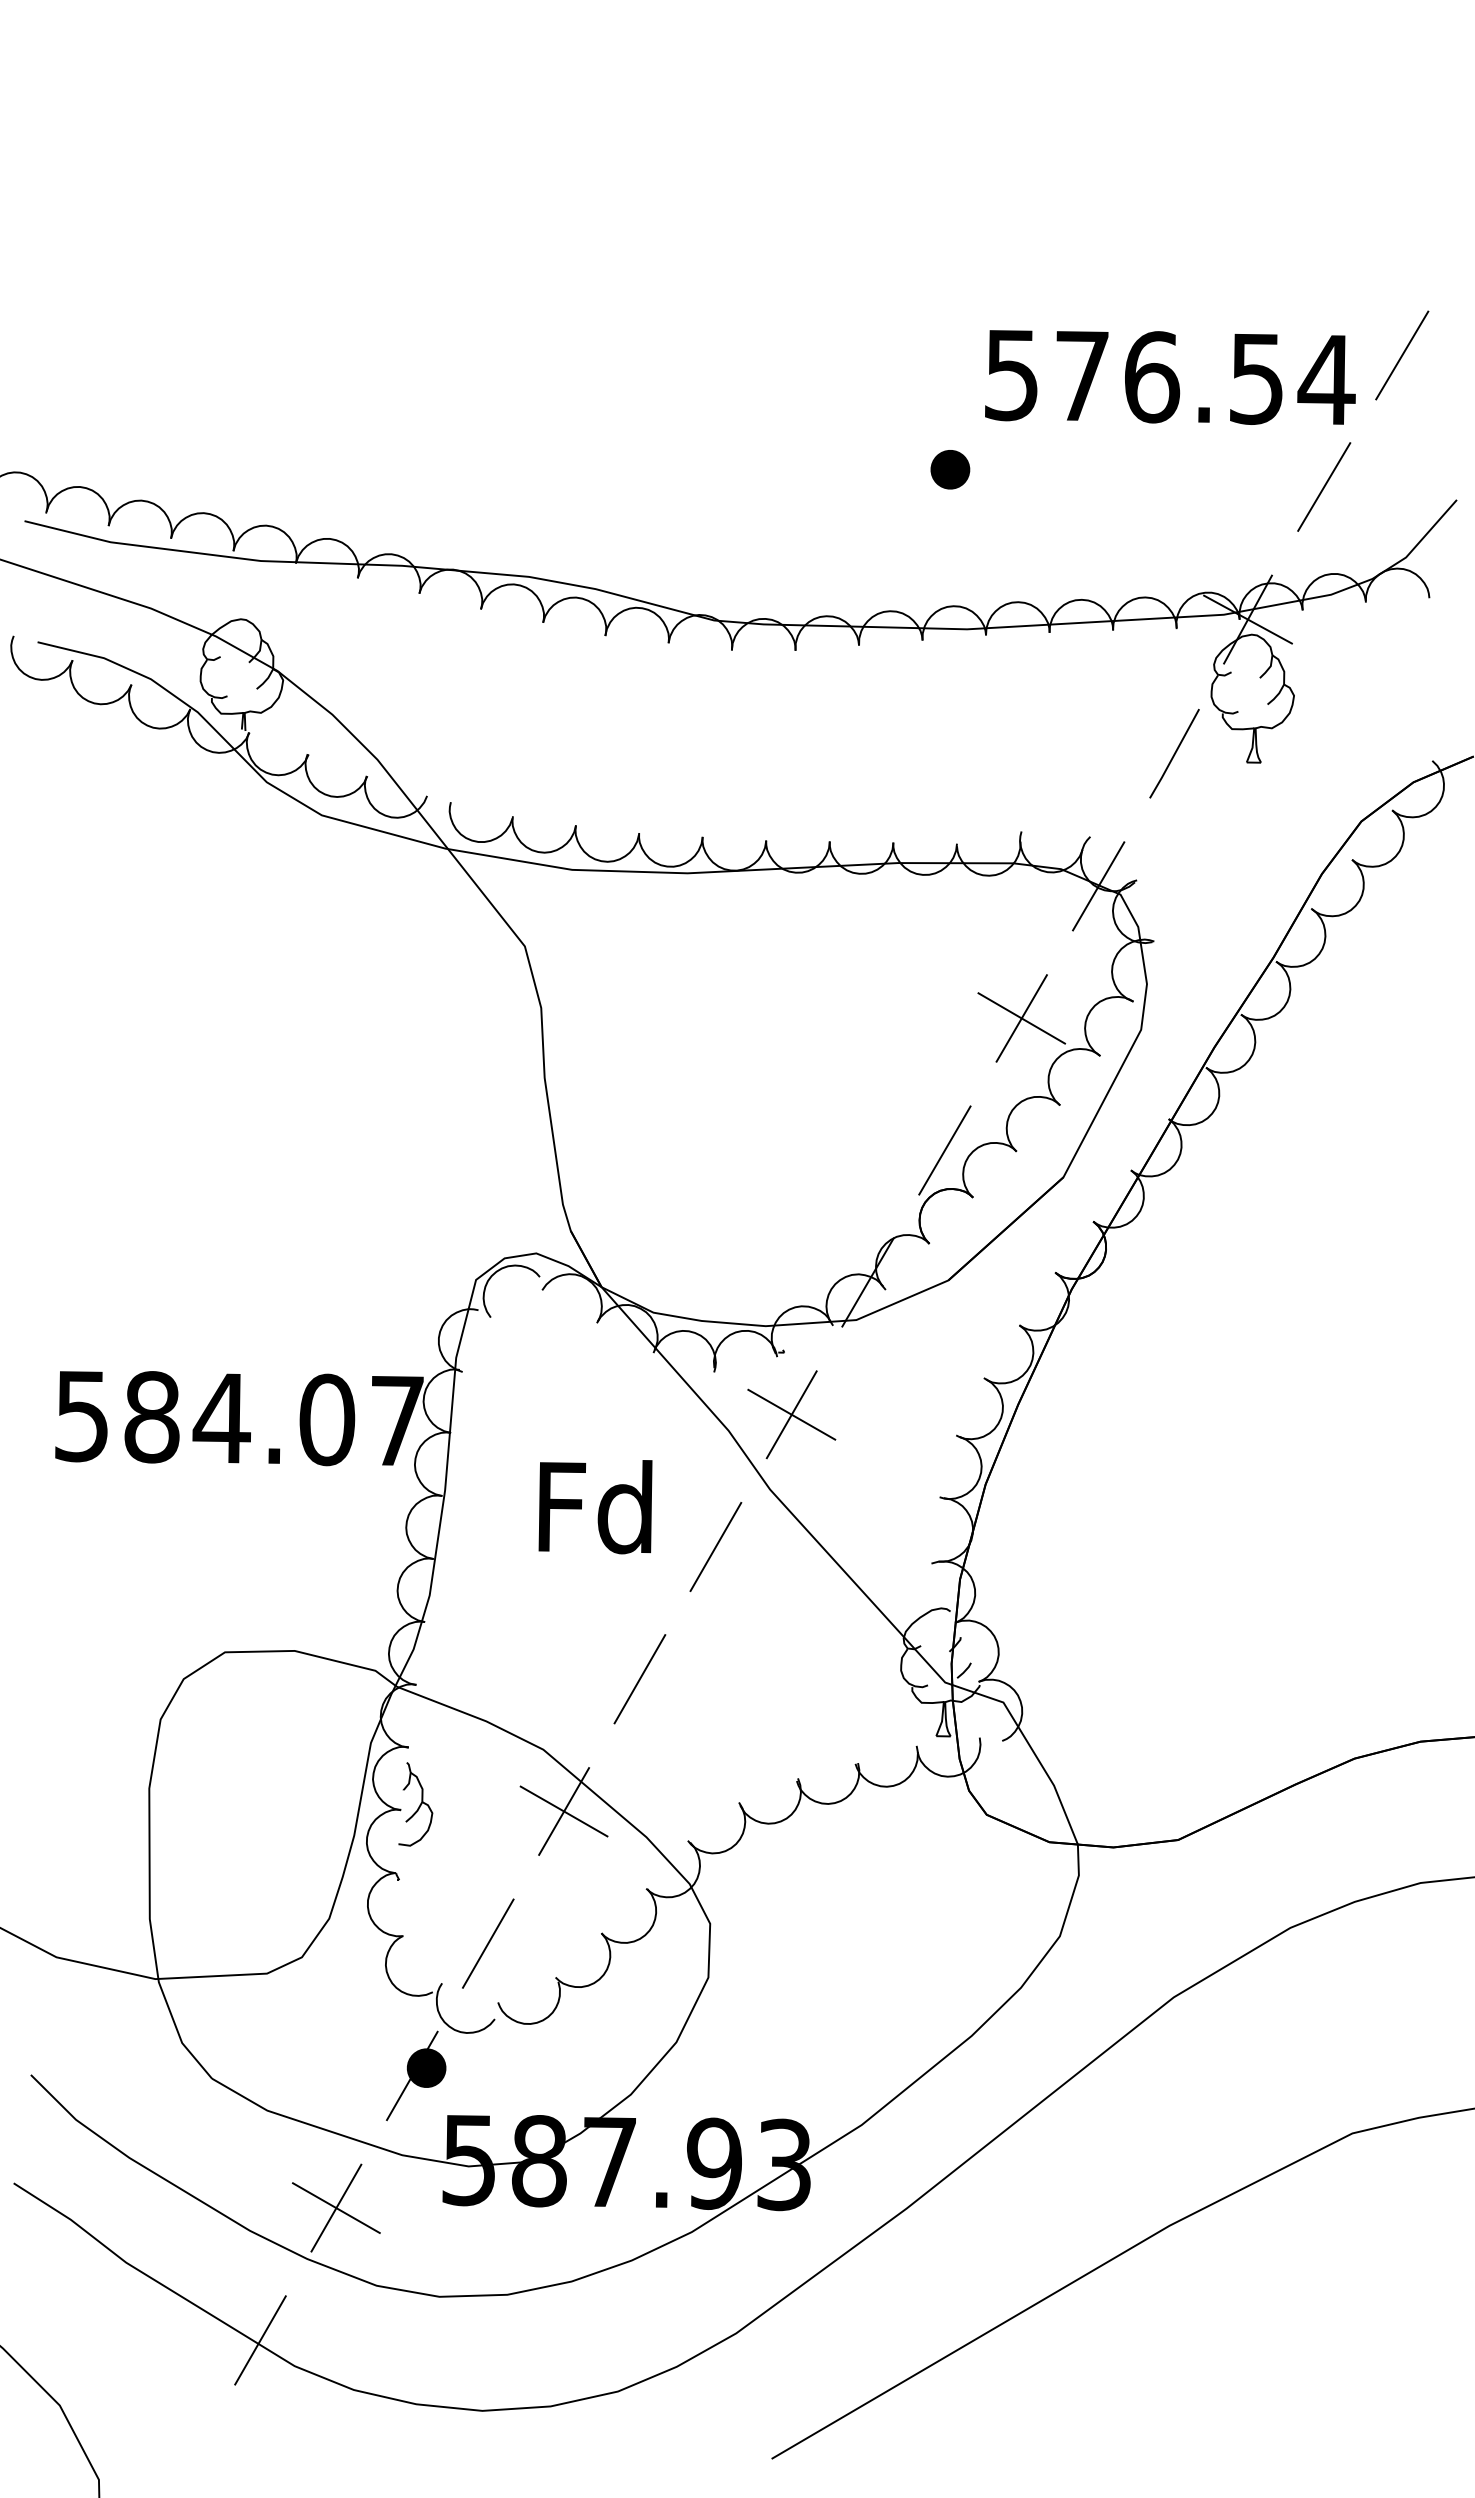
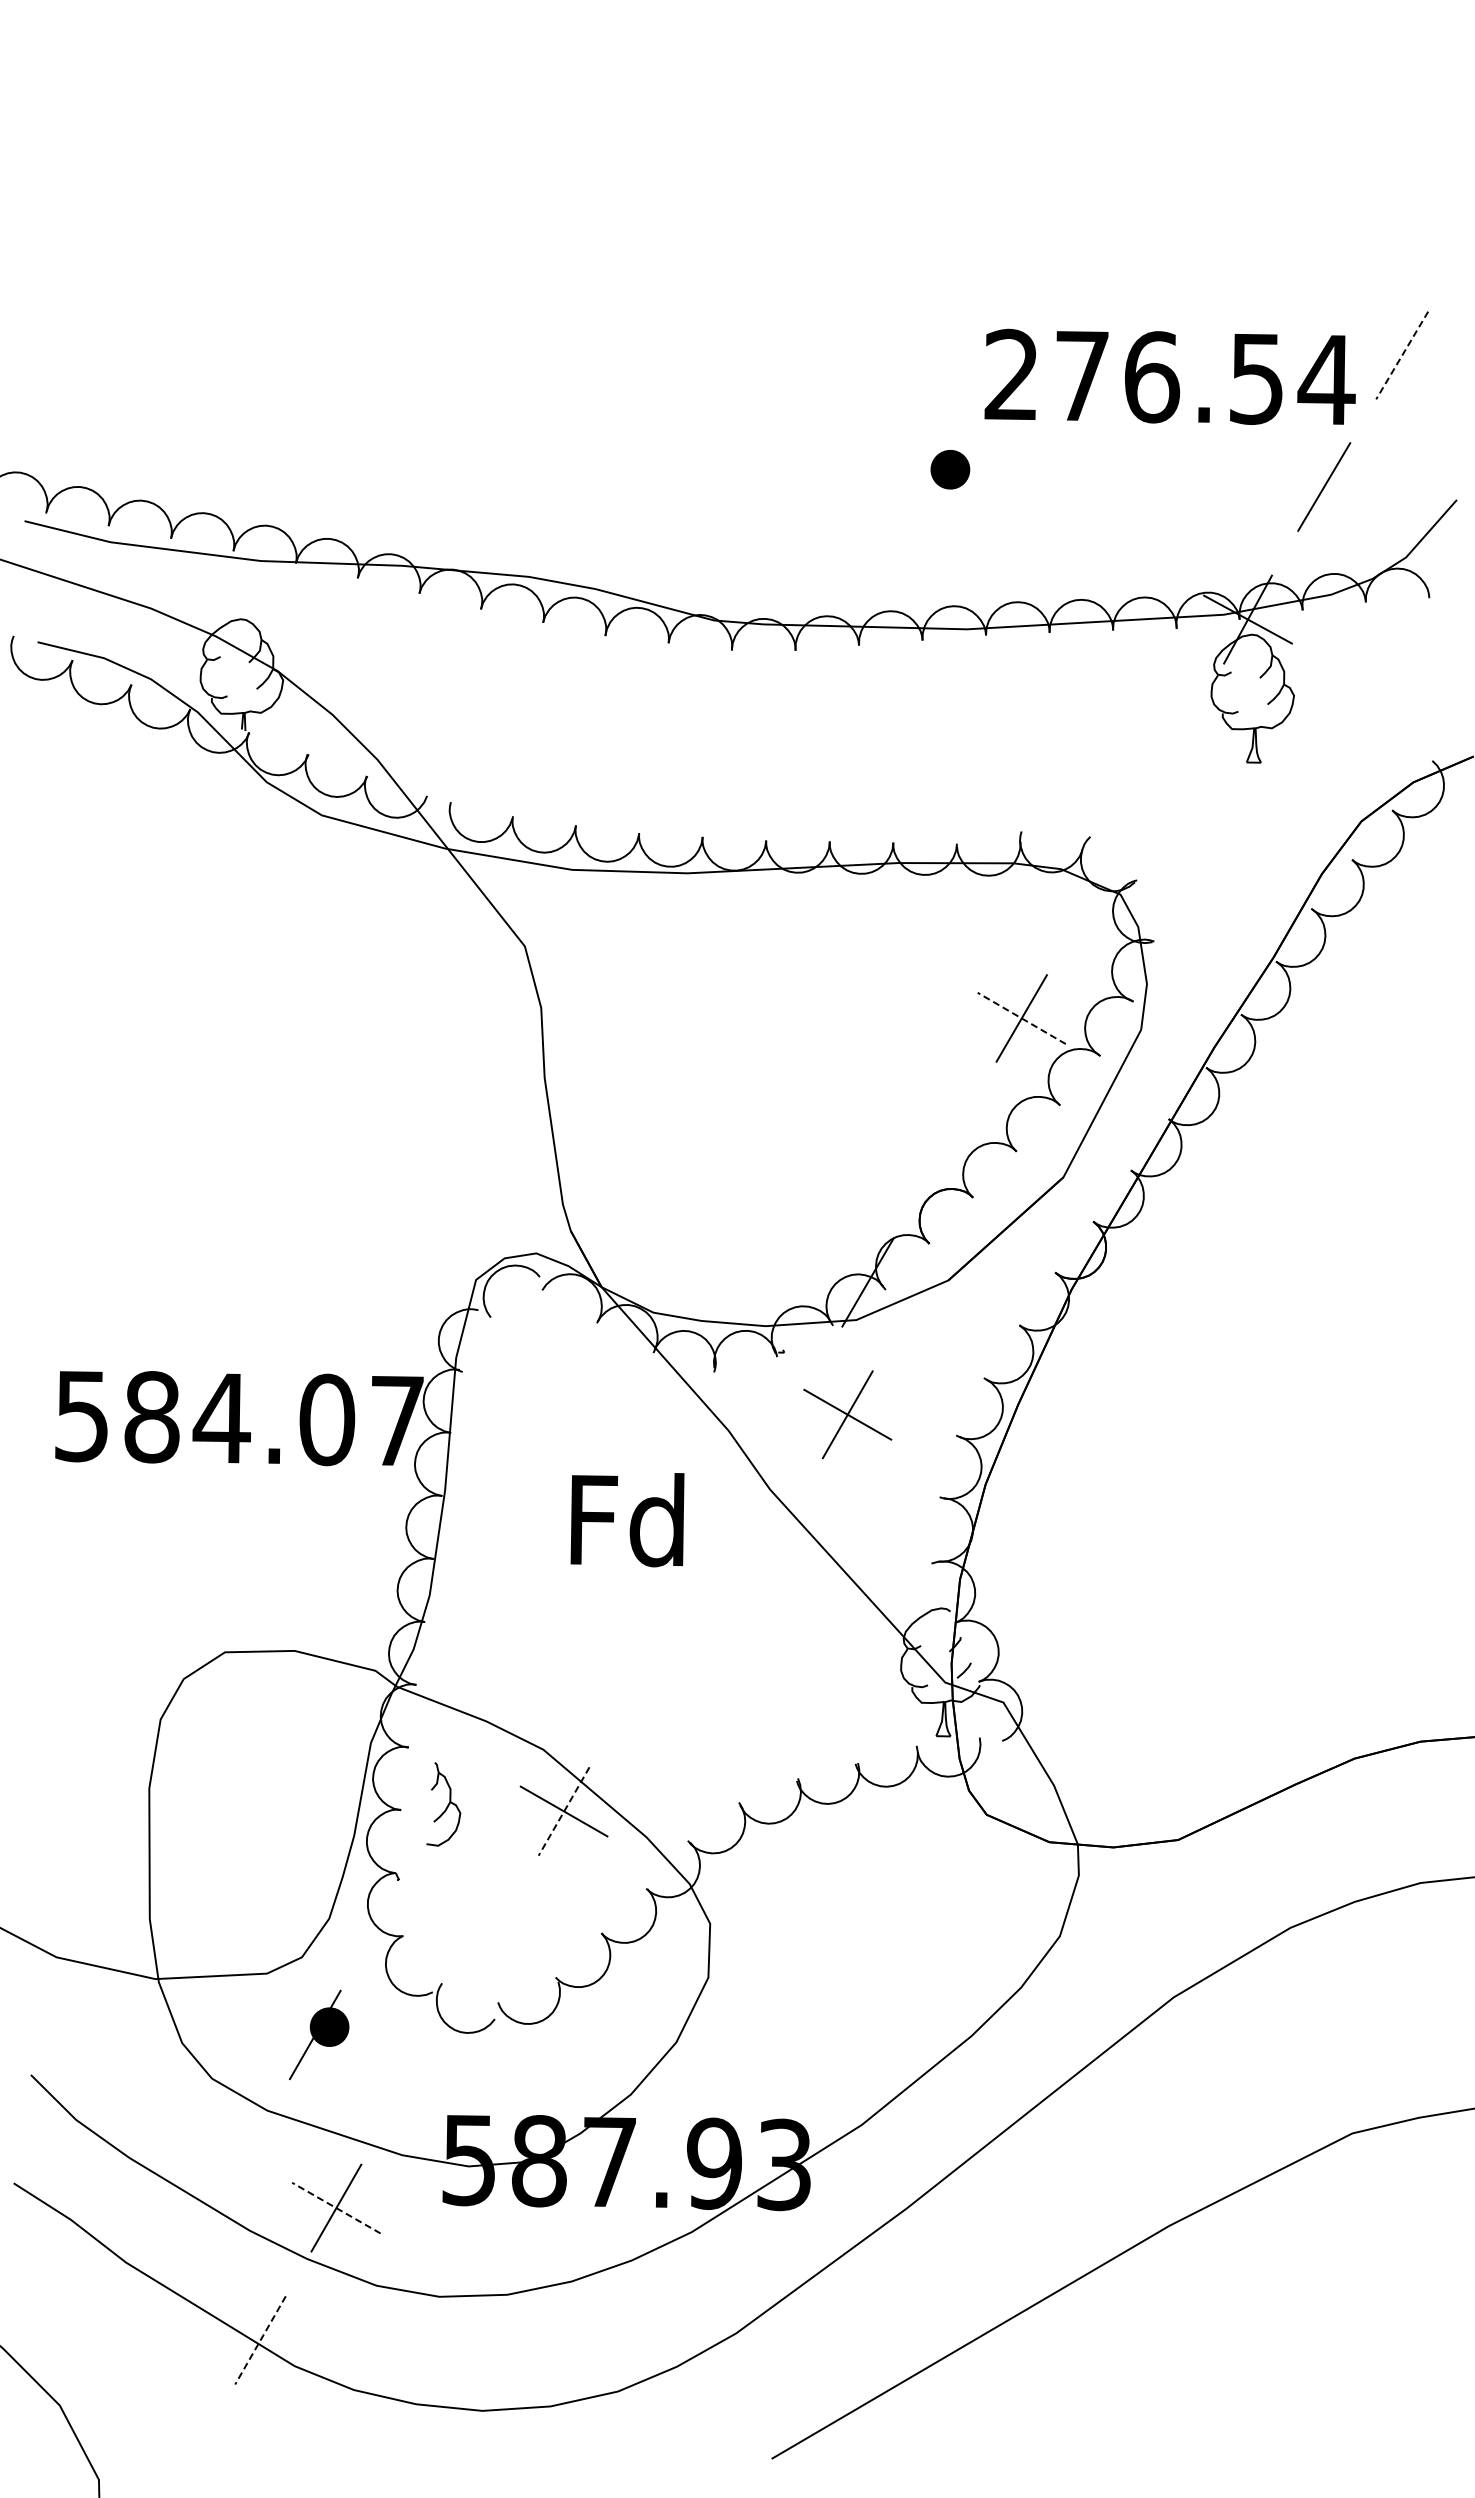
line: solid -> dashed (1402, 355)
text: 576.54 -> 276.54 (1010, 374)
line: present -> none (1174, 753)
line: present -> none (1098, 886)
line: solid -> dashed (1021, 1018)
line: present -> none (944, 1150)
part position: (791, 1414) -> (847, 1414) (847, 1414)
text position: (595, 1507) -> (627, 1520) (627, 1520)
line: present -> none (715, 1546)
line: present -> none (639, 1679)
part position: (415, 1804) -> (443, 1804) (443, 1804)
line: solid -> dashed (564, 1811)
line: present -> none (487, 1943)
part position: (416, 2075) -> (319, 2034) (319, 2034)
line: solid -> dashed (336, 2208)
line: solid -> dashed (260, 2340)
